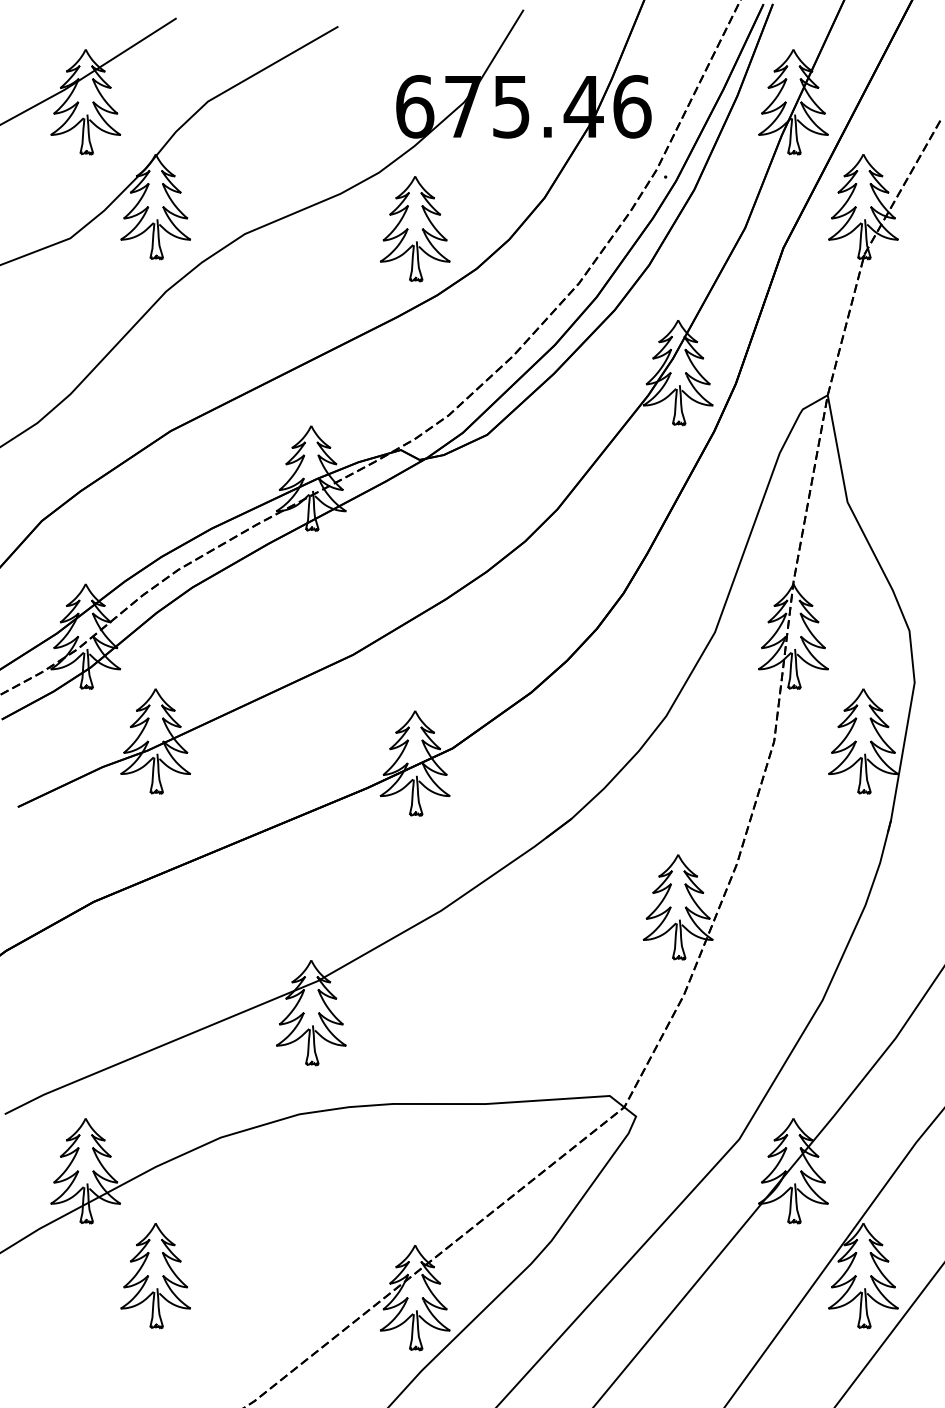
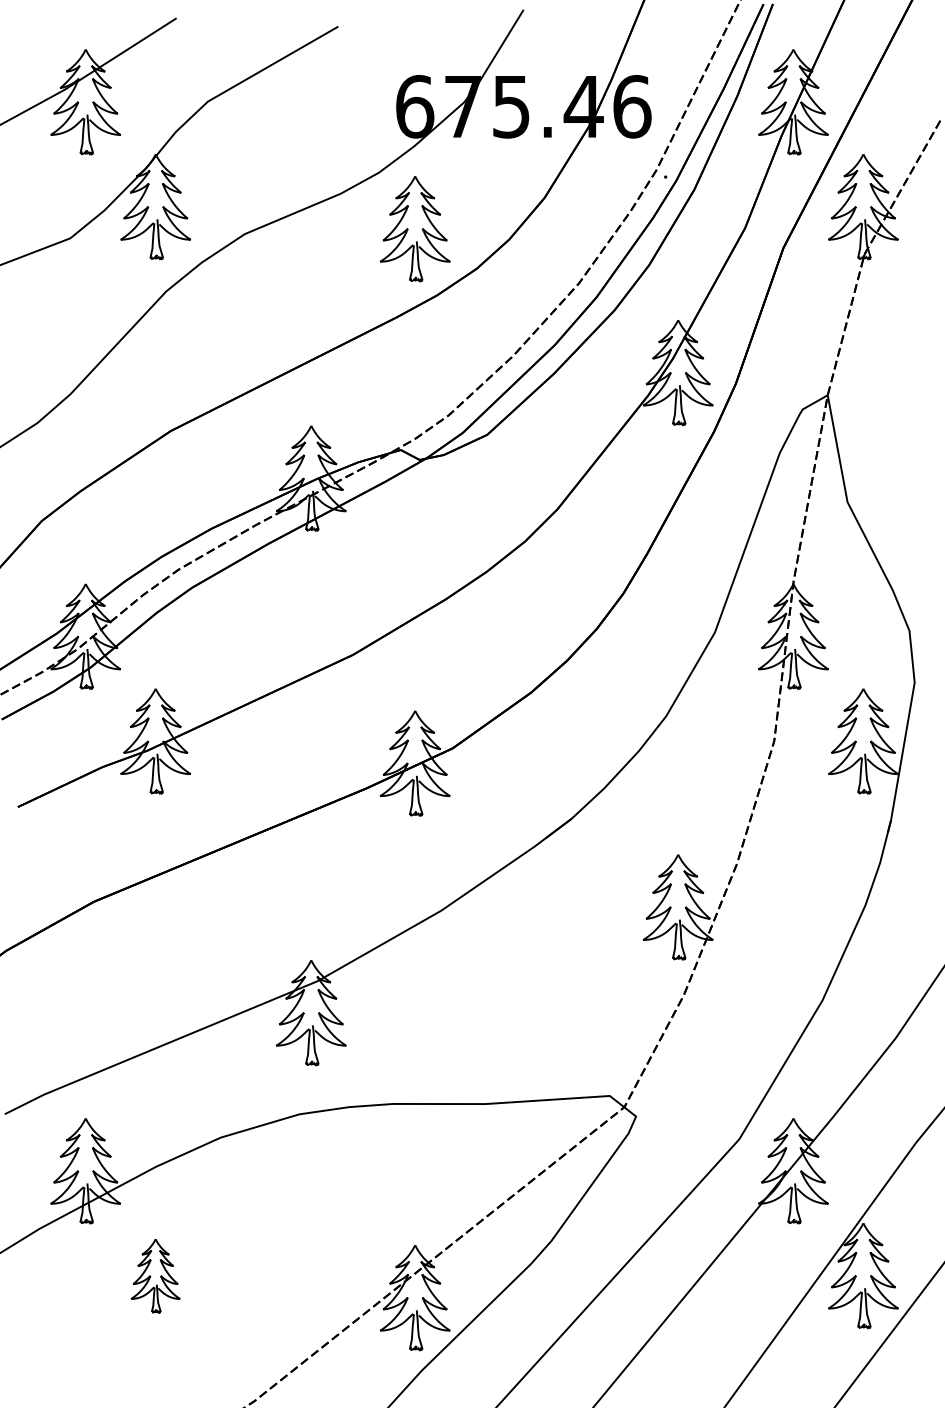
part size: 71x107 px -> 51x75 px (155, 1276)
